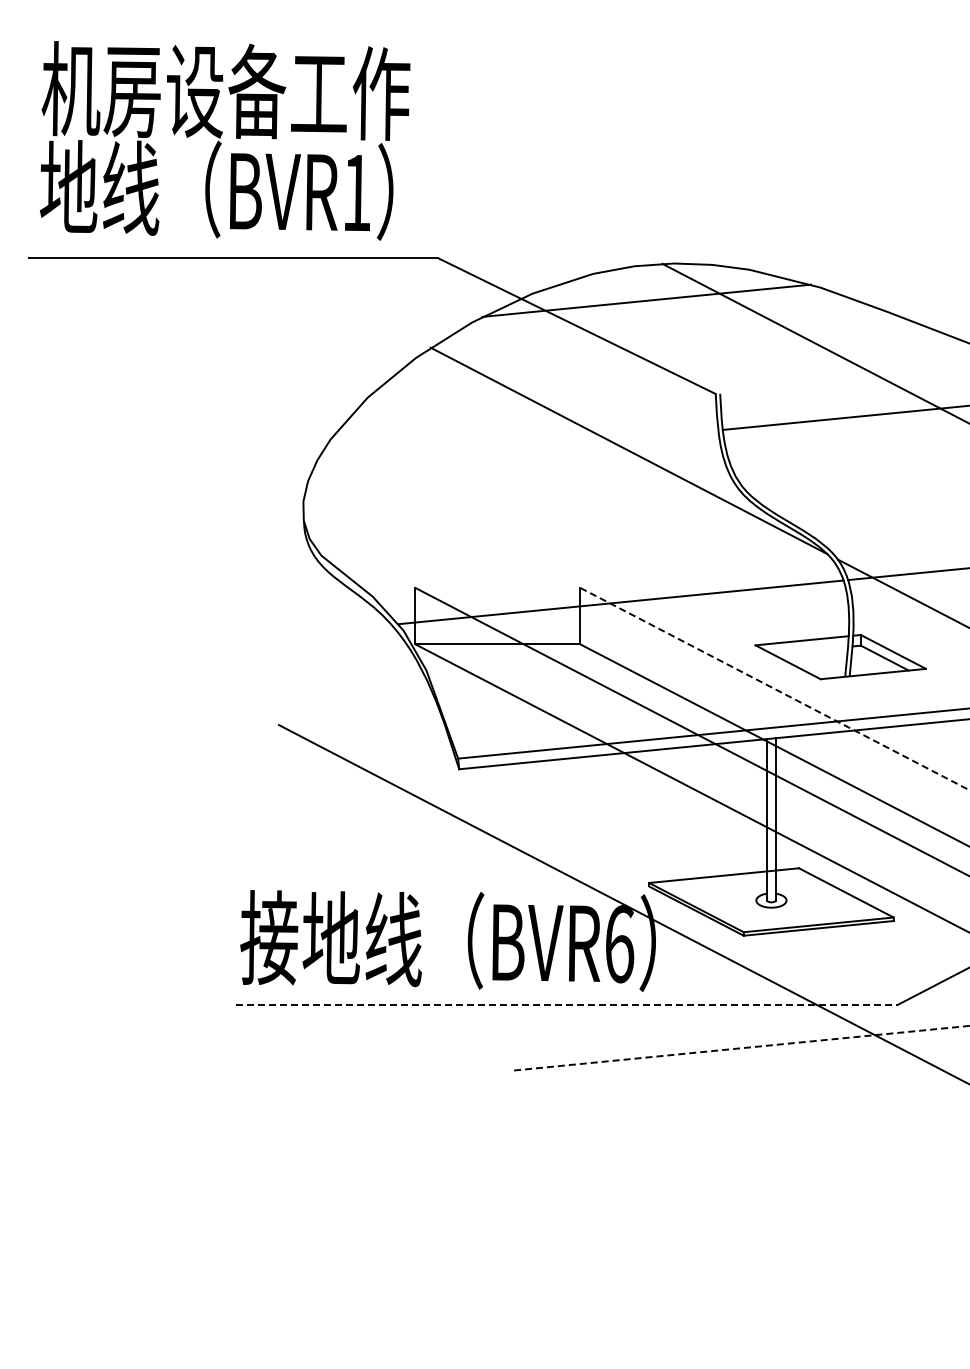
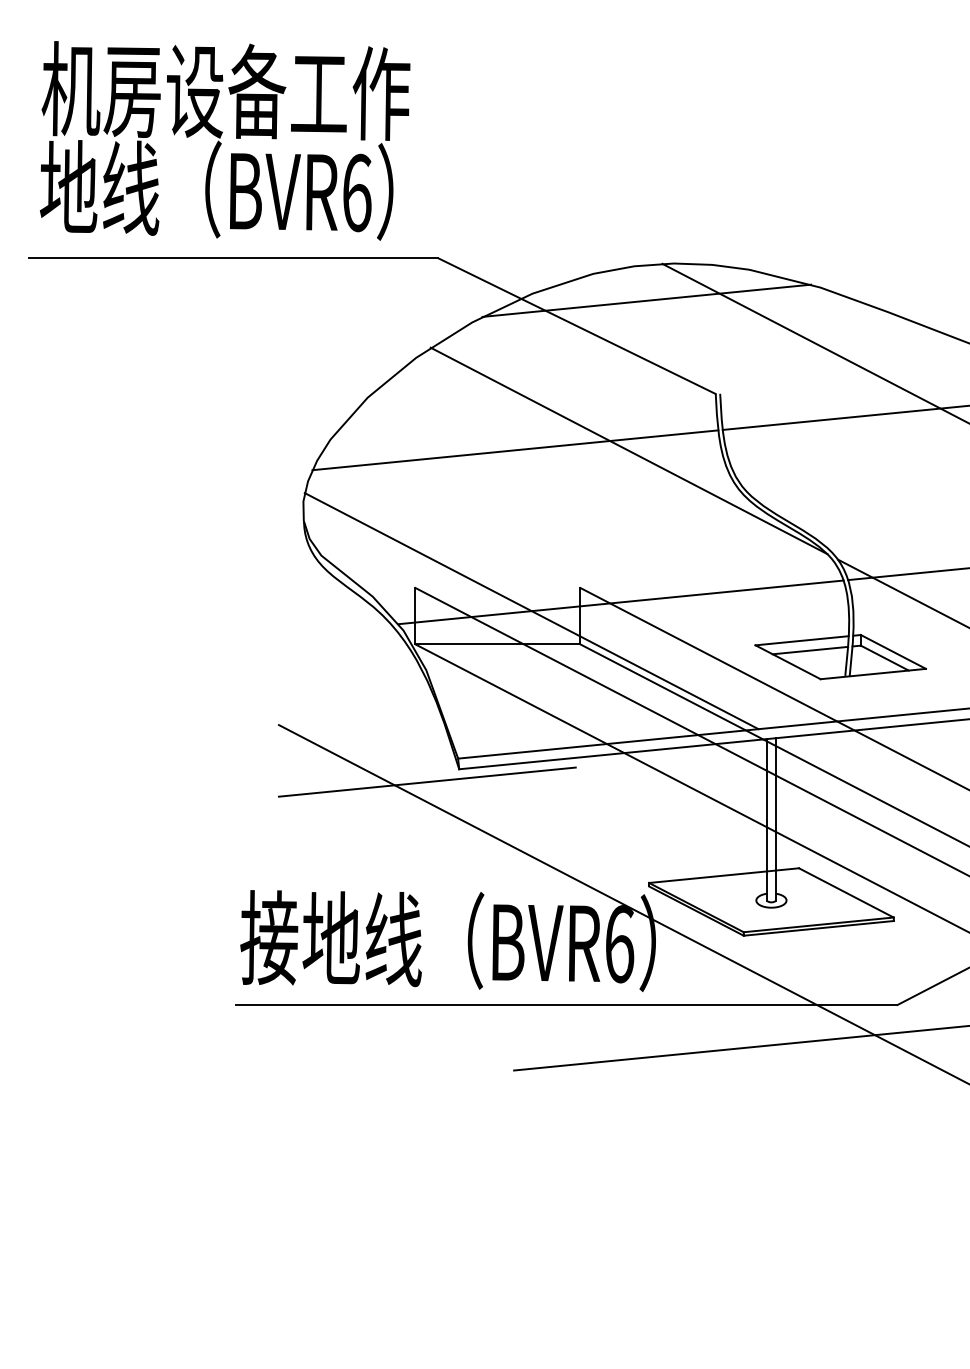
text: BVR1 -> BVR6 (357, 192)
line: none -> present (515, 450)
line: none -> present (531, 611)
line: none -> present (810, 650)
line: dashed -> solid (775, 689)
line: none -> present (426, 781)
line: dashed -> solid (566, 1005)
line: dashed -> solid (741, 1048)
